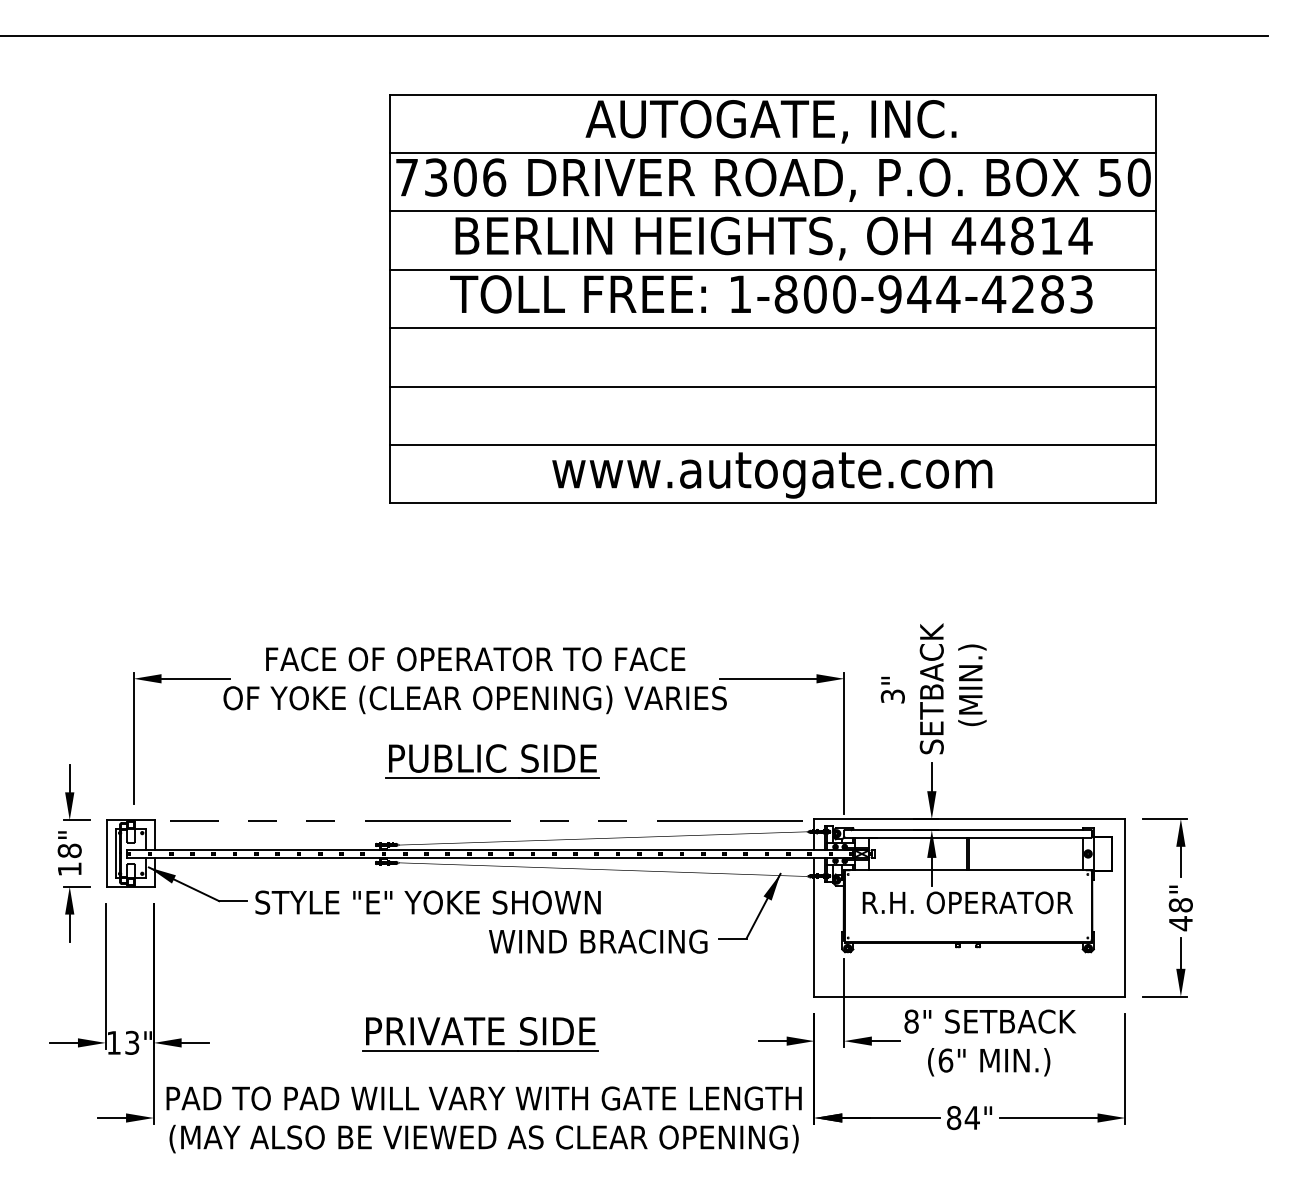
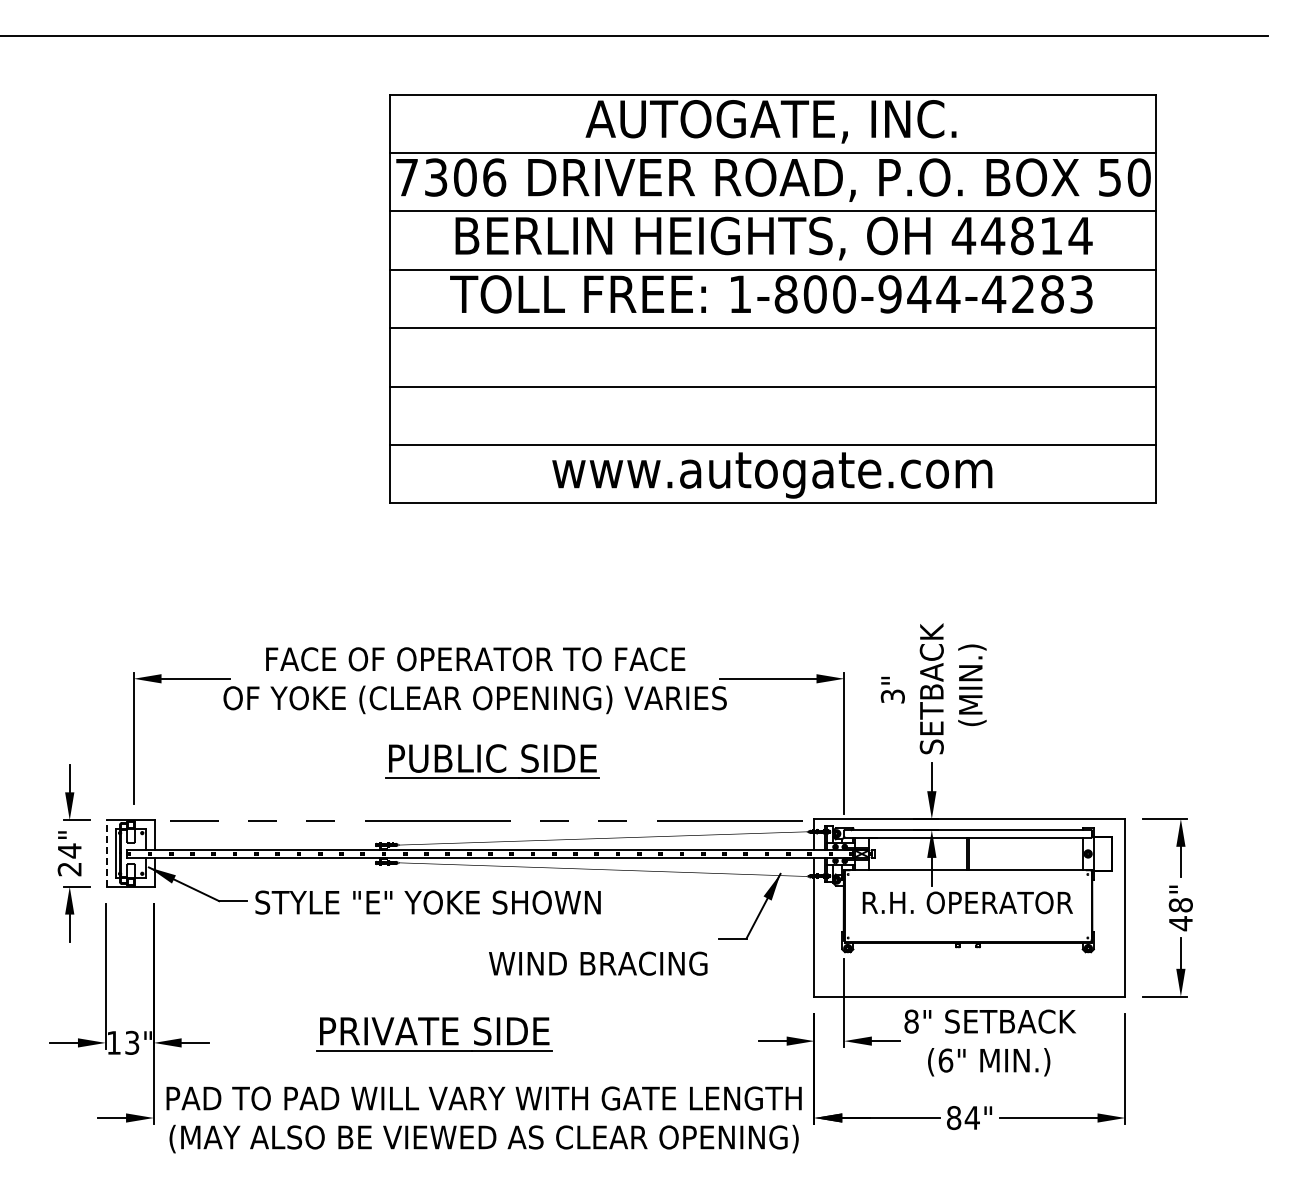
line: solid -> dashed (107, 852)
text: 18" -> 24" (69, 859)
text position: (598, 941) -> (598, 963) (598, 963)
part position: (480, 1034) -> (434, 1034) (434, 1034)
